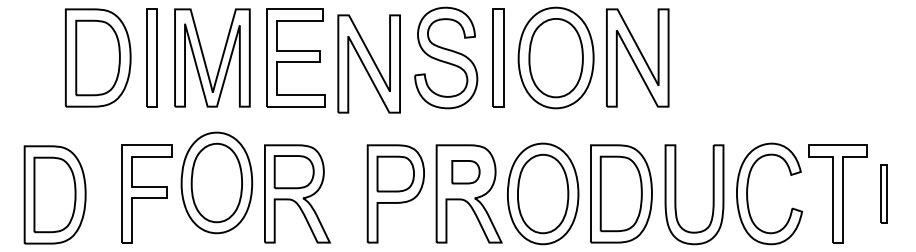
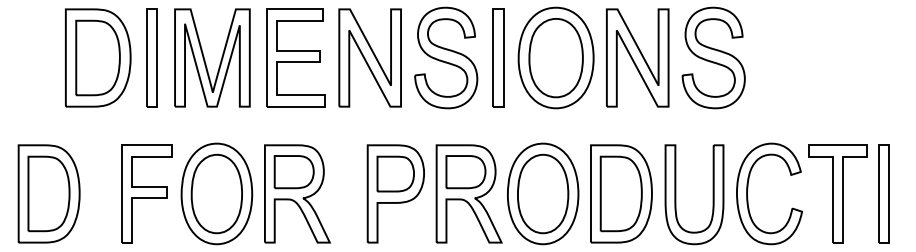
part: none -> present (713, 57)
part position: (368, 63) -> (369, 57) (369, 57)
part size: 30x25 px -> 42x35 px (465, 172)
part position: (216, 182) -> (216, 193) (216, 193)
part size: 8x60 px -> 12x100 px (883, 193)
part position: (54, 194) -> (48, 193) (48, 193)
